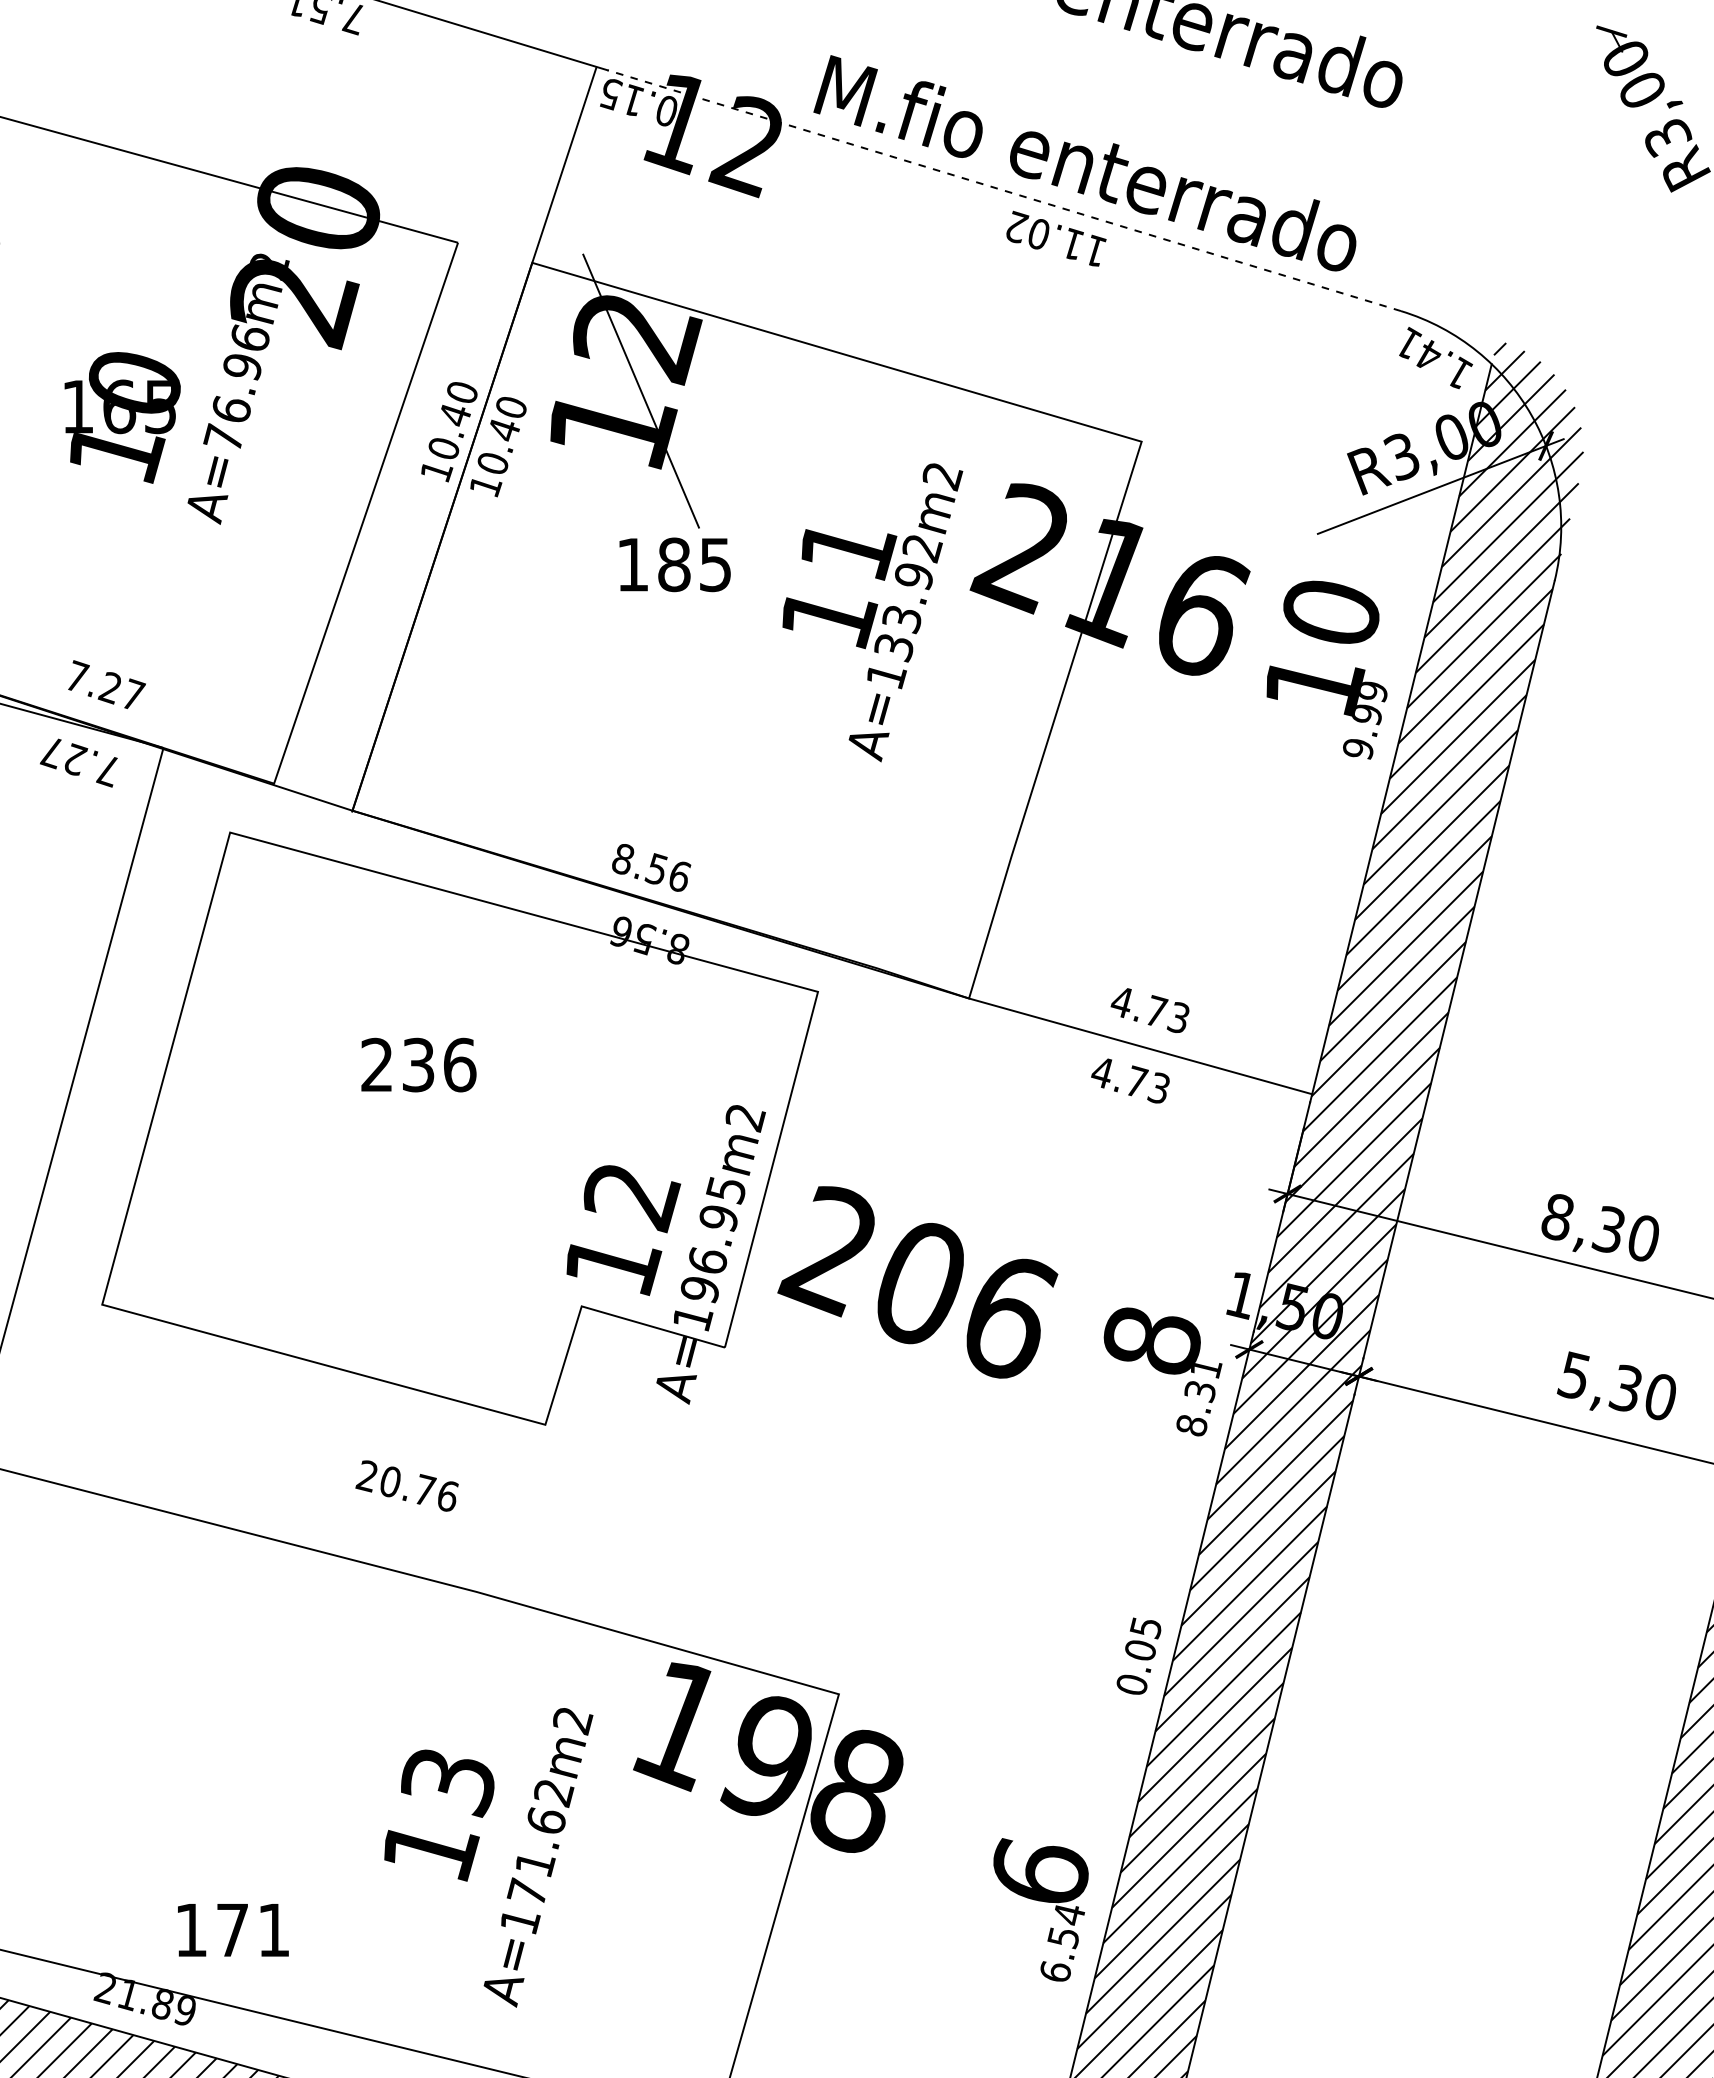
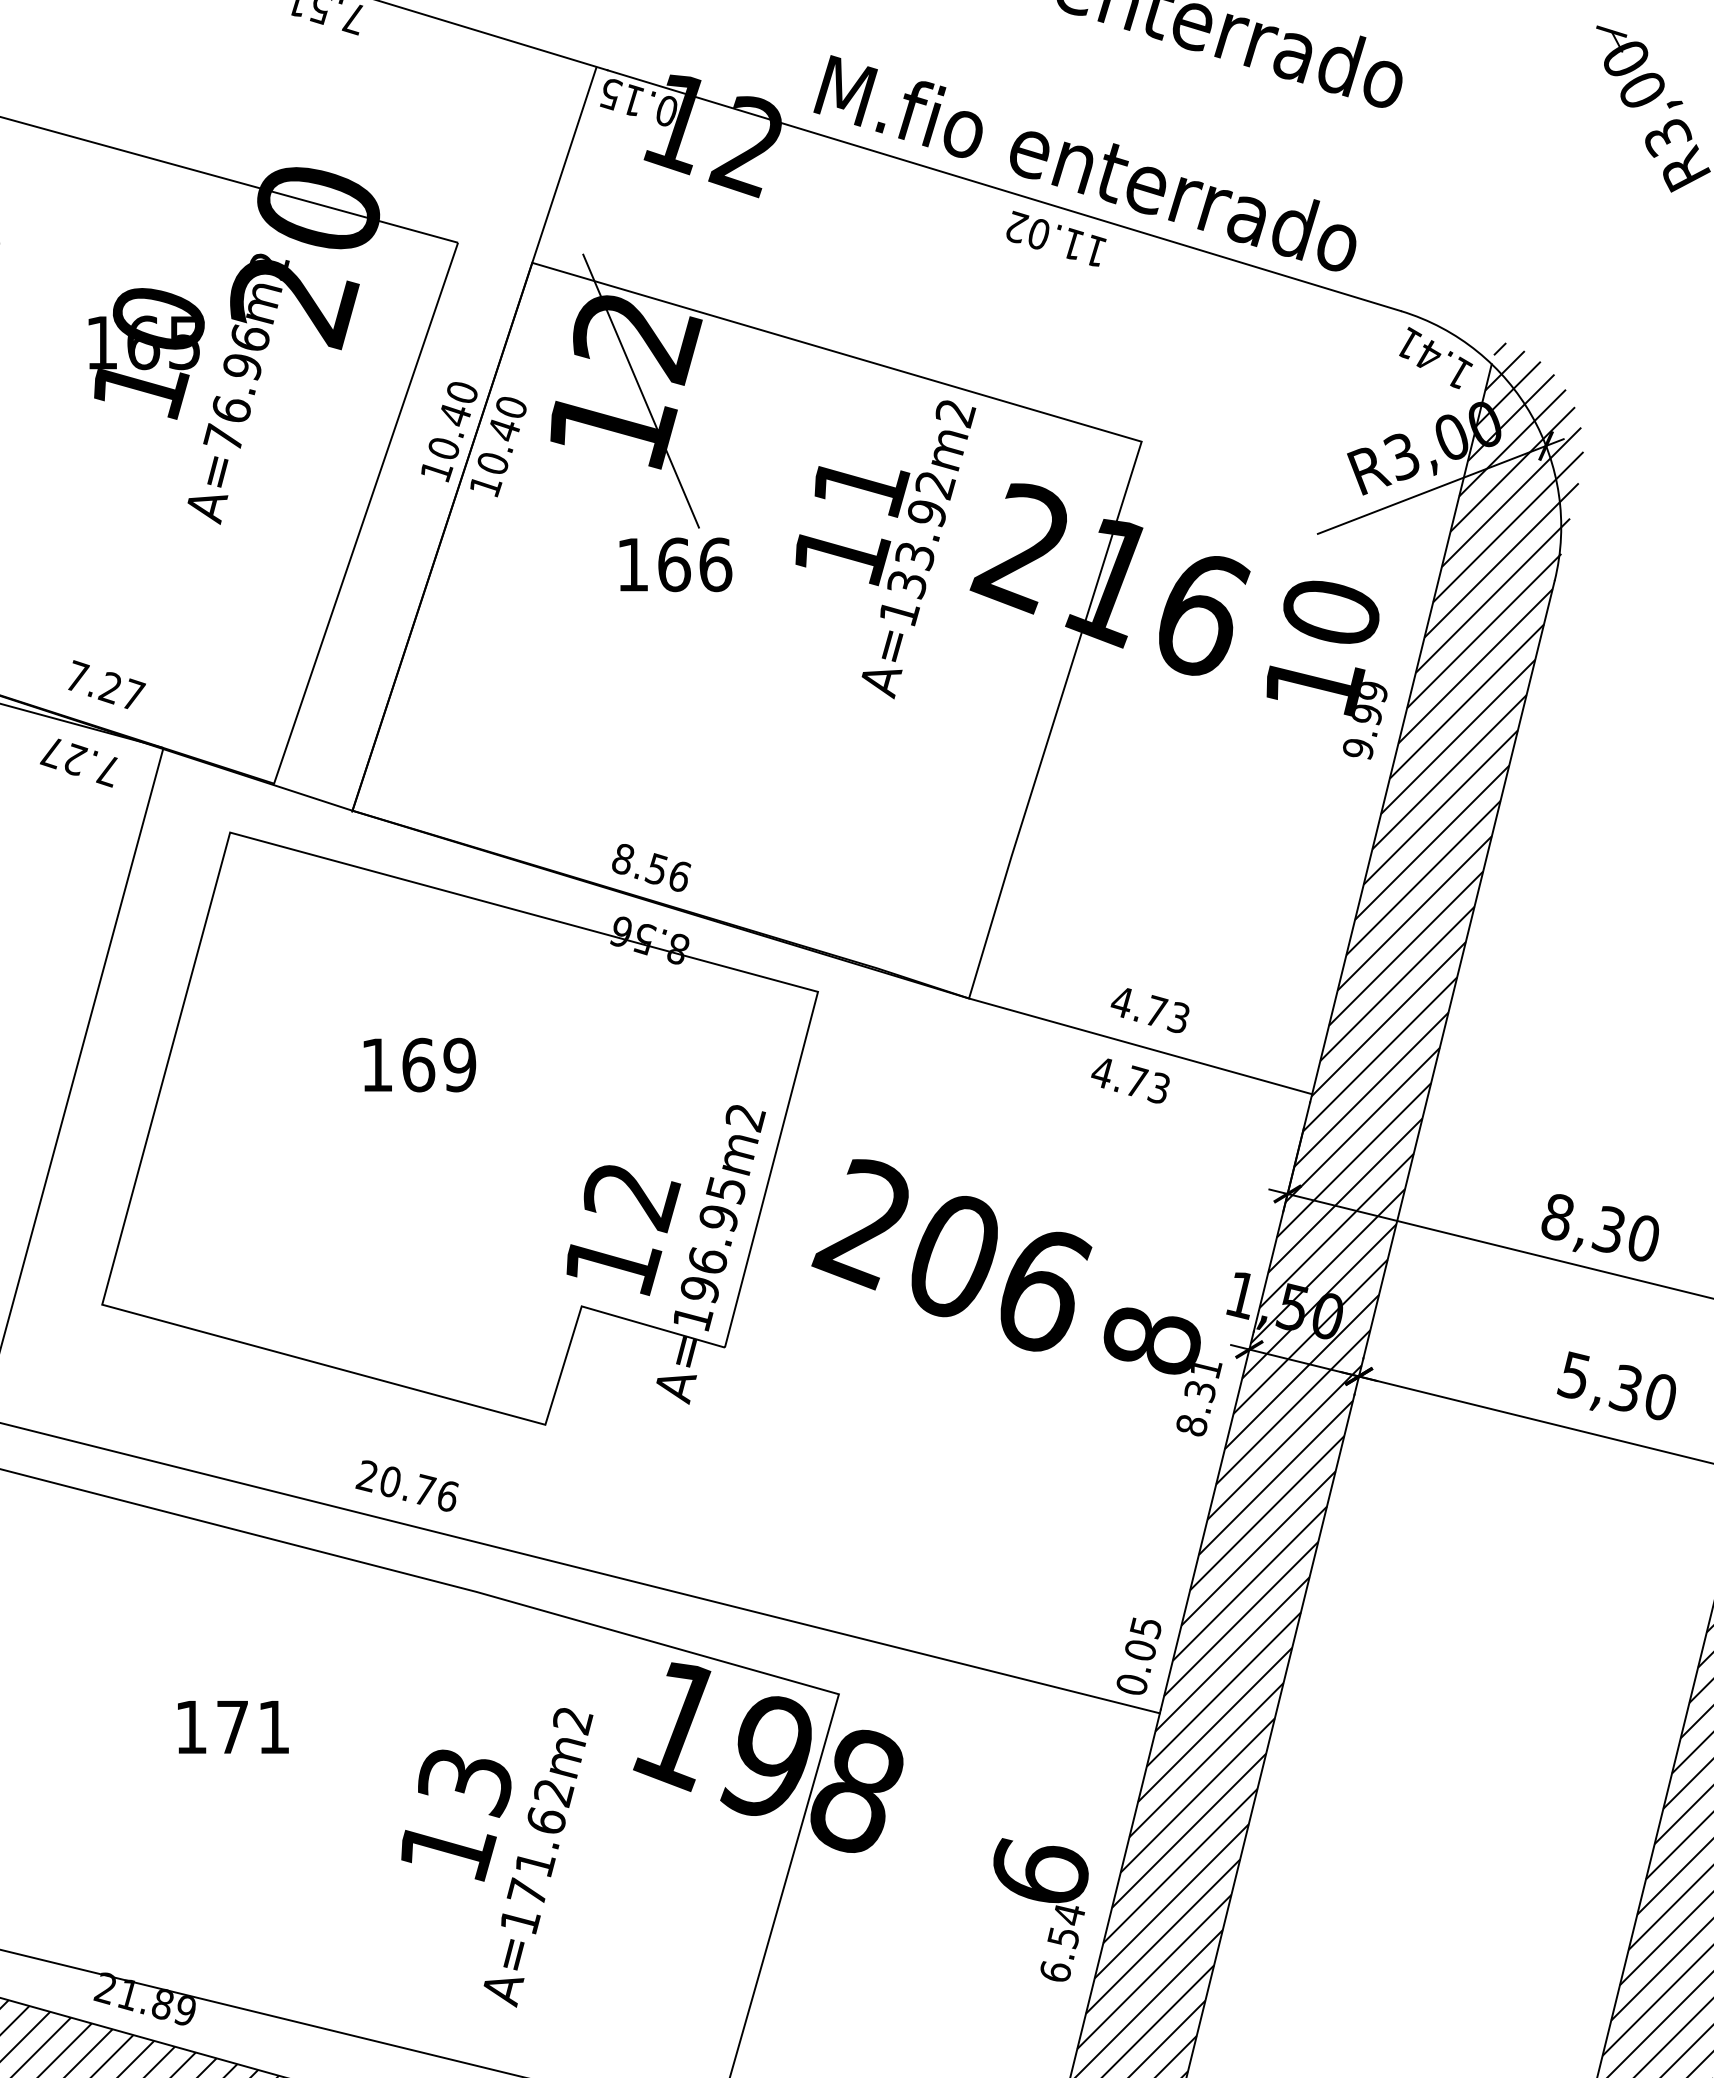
line: dashed -> solid (1004, 190)
text position: (122, 417) -> (146, 353) (146, 353)
text: 185 -> 166 (695, 564)
text position: (872, 612) -> (885, 549) (885, 549)
text: 236 -> 169 (418, 1064)
text position: (917, 1282) -> (951, 1255) (951, 1255)
line: none -> present (580, 1568)
text position: (439, 1815) -> (456, 1815) (456, 1815)
text position: (233, 1930) -> (233, 1727) (233, 1727)
